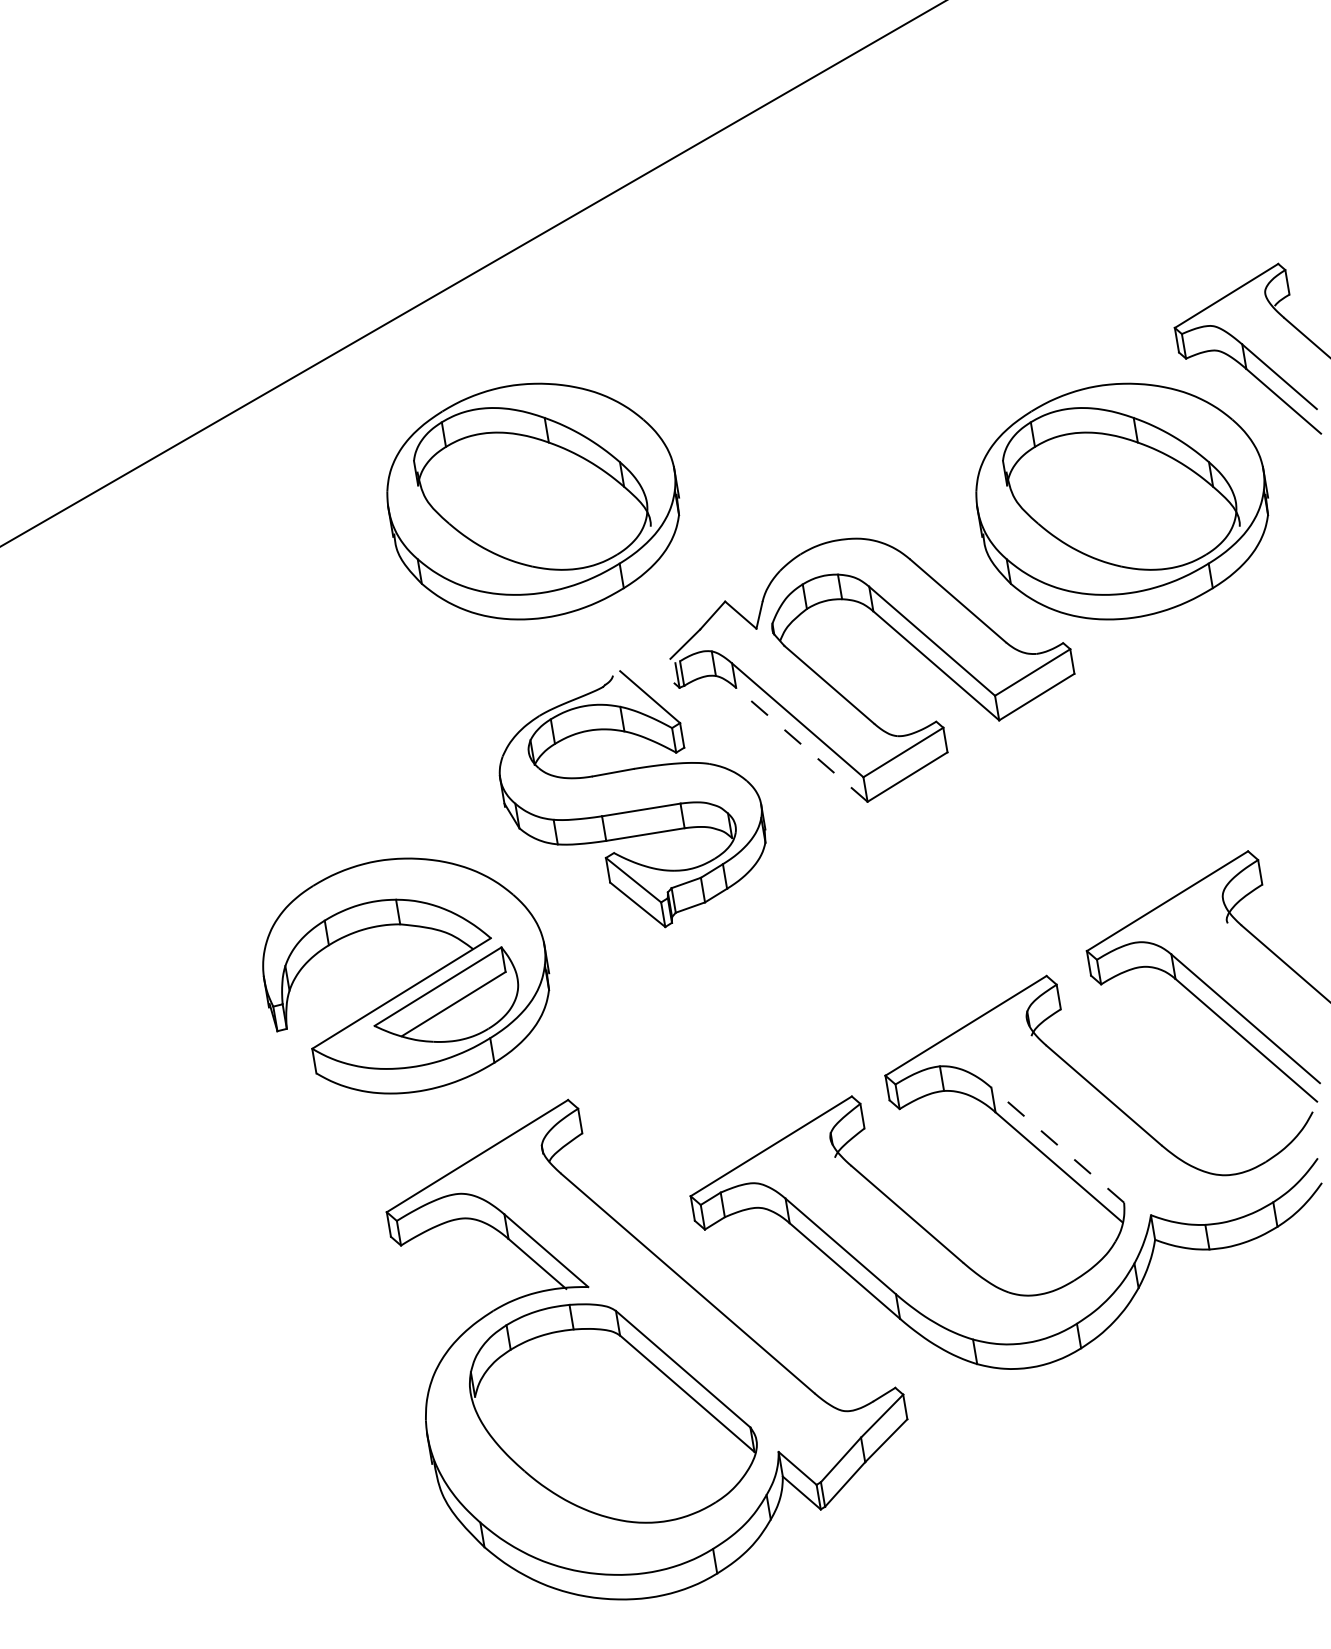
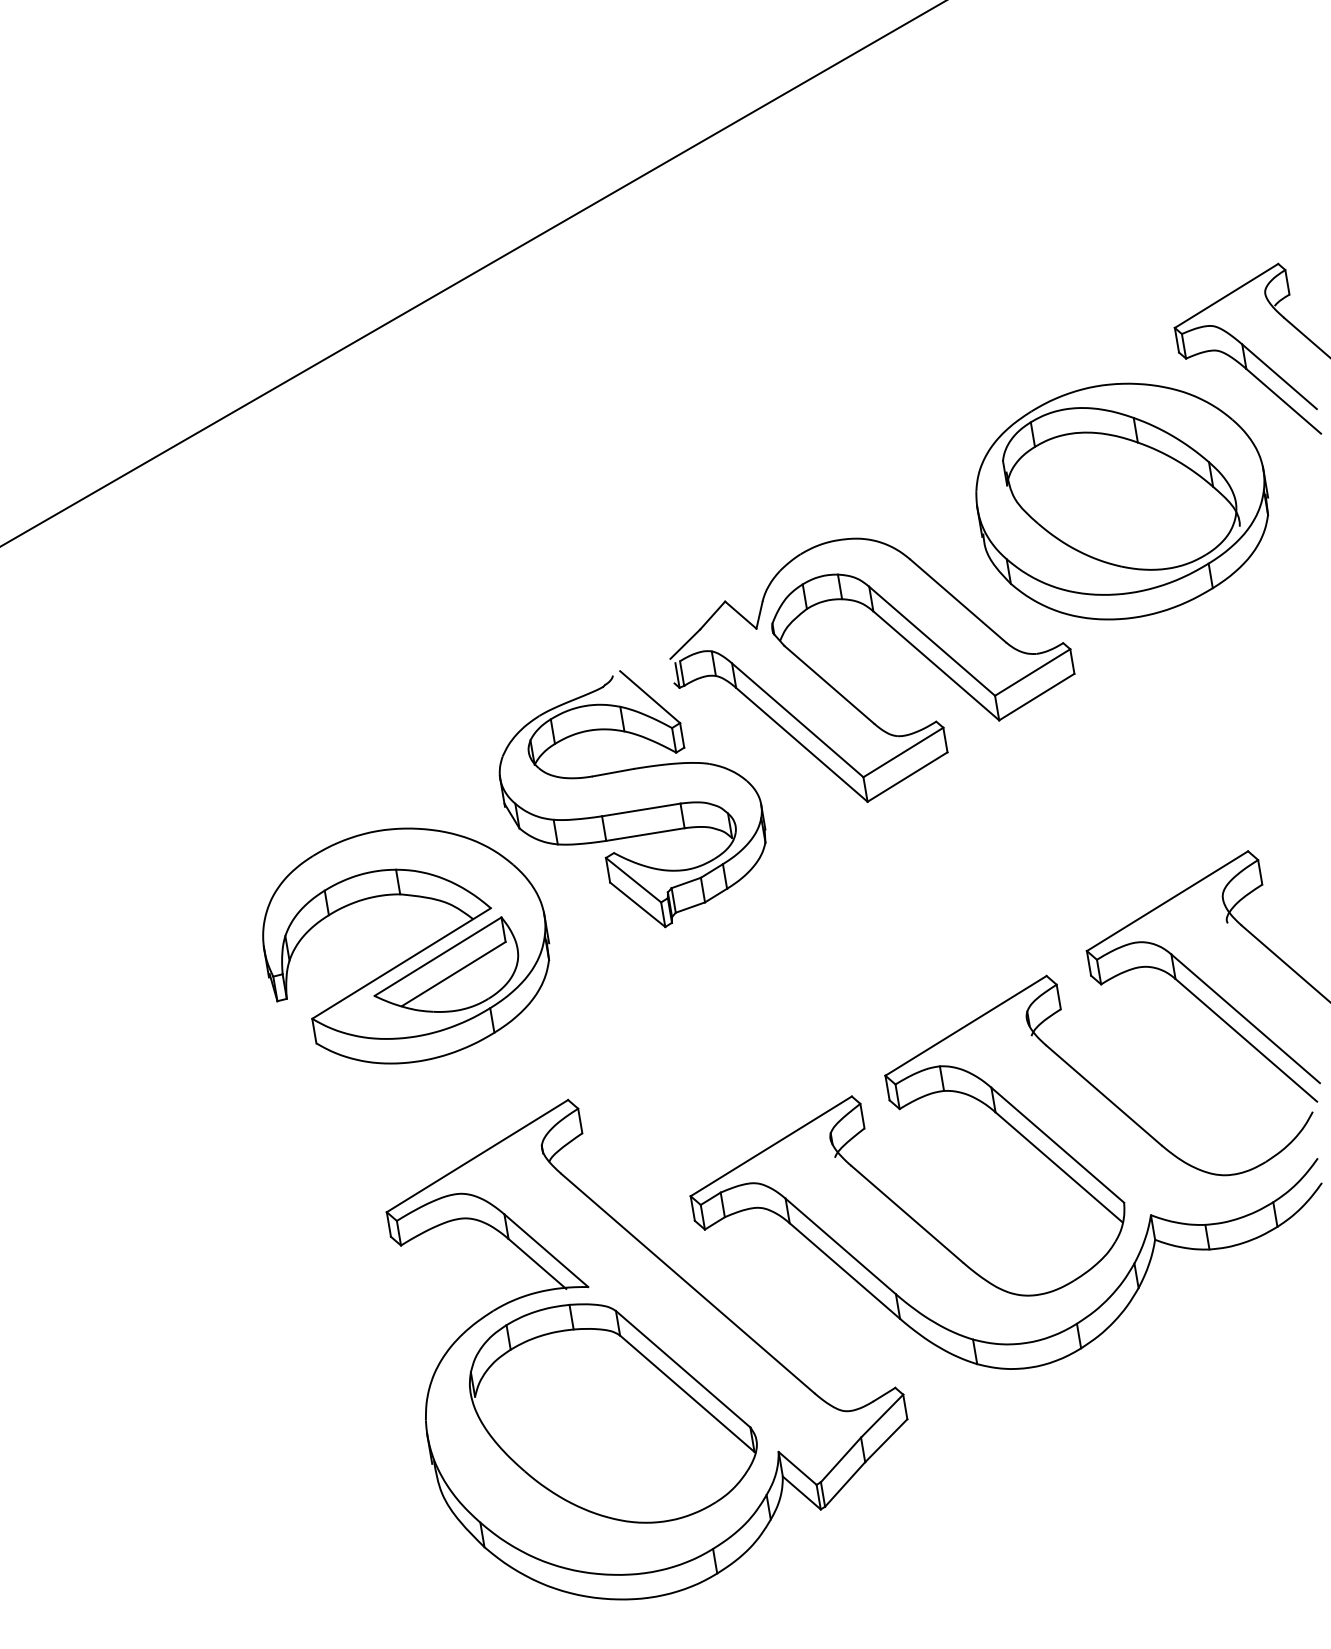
part: present -> none (533, 501)
line: dashed -> solid (801, 744)
part position: (412, 985) -> (412, 955) (412, 955)
line: dashed -> solid (1057, 1145)
